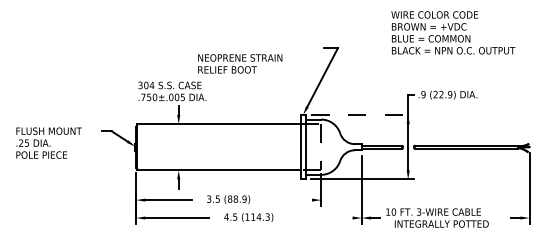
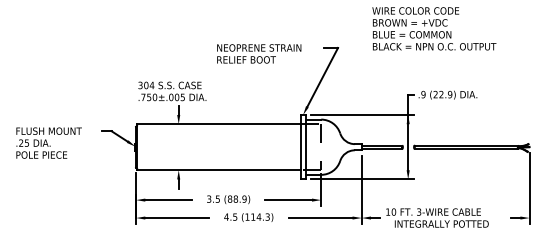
text position: (453, 32) -> (434, 28) (434, 28)
text position: (240, 63) -> (259, 53) (259, 53)
line: dashed -> solid (362, 114)
line: none -> present (288, 200)
line: none -> present (320, 218)
